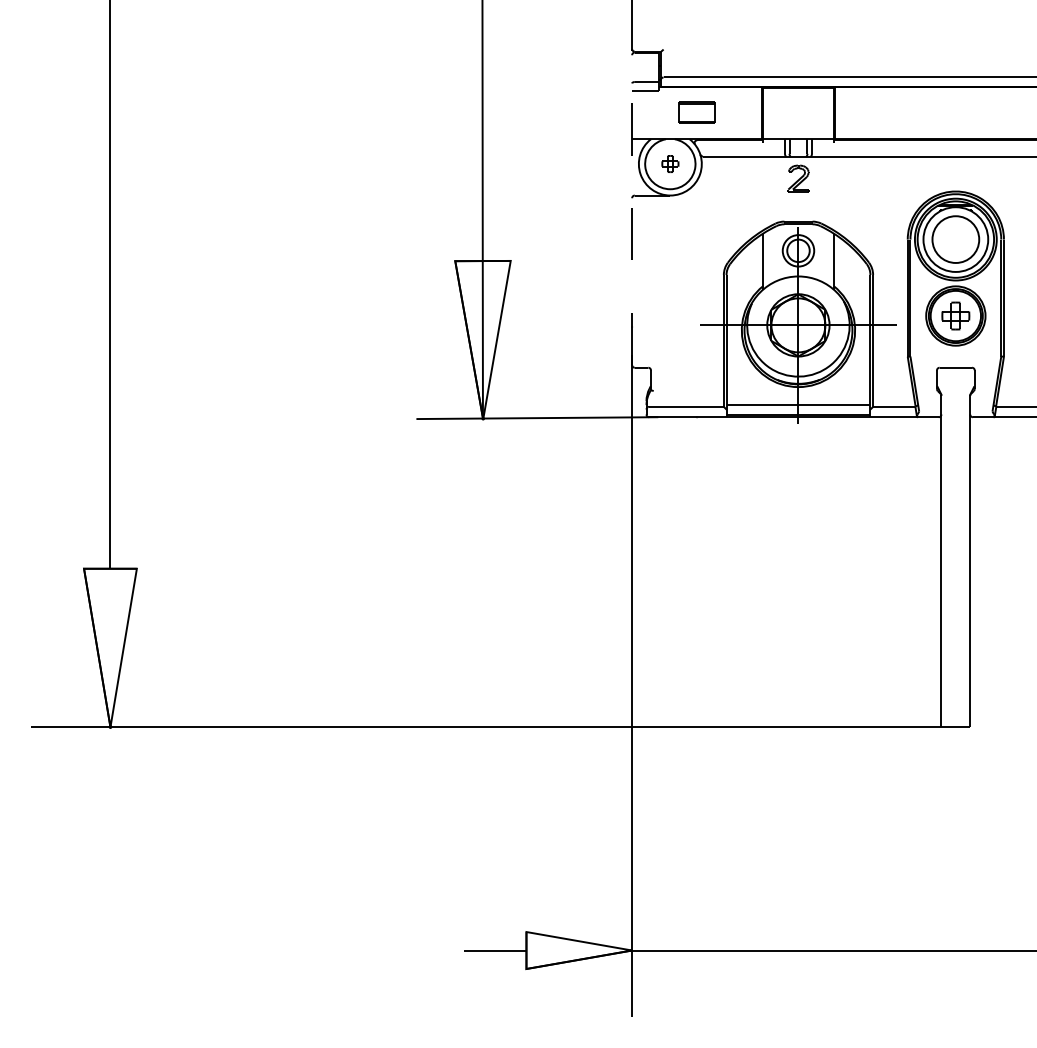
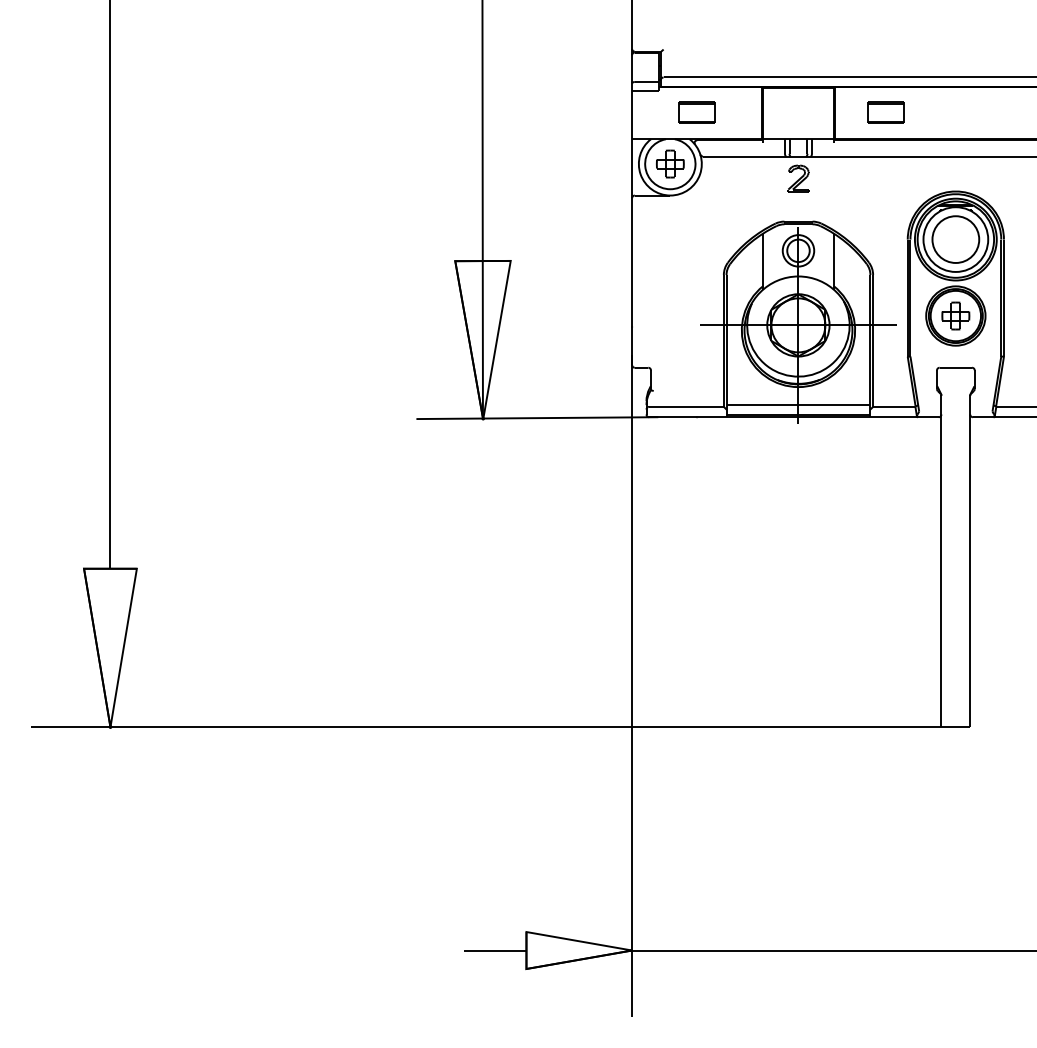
part: none -> present (885, 112)
part size: 19x18 px -> 29x30 px (670, 163)
line: dashed -> solid (632, 182)
